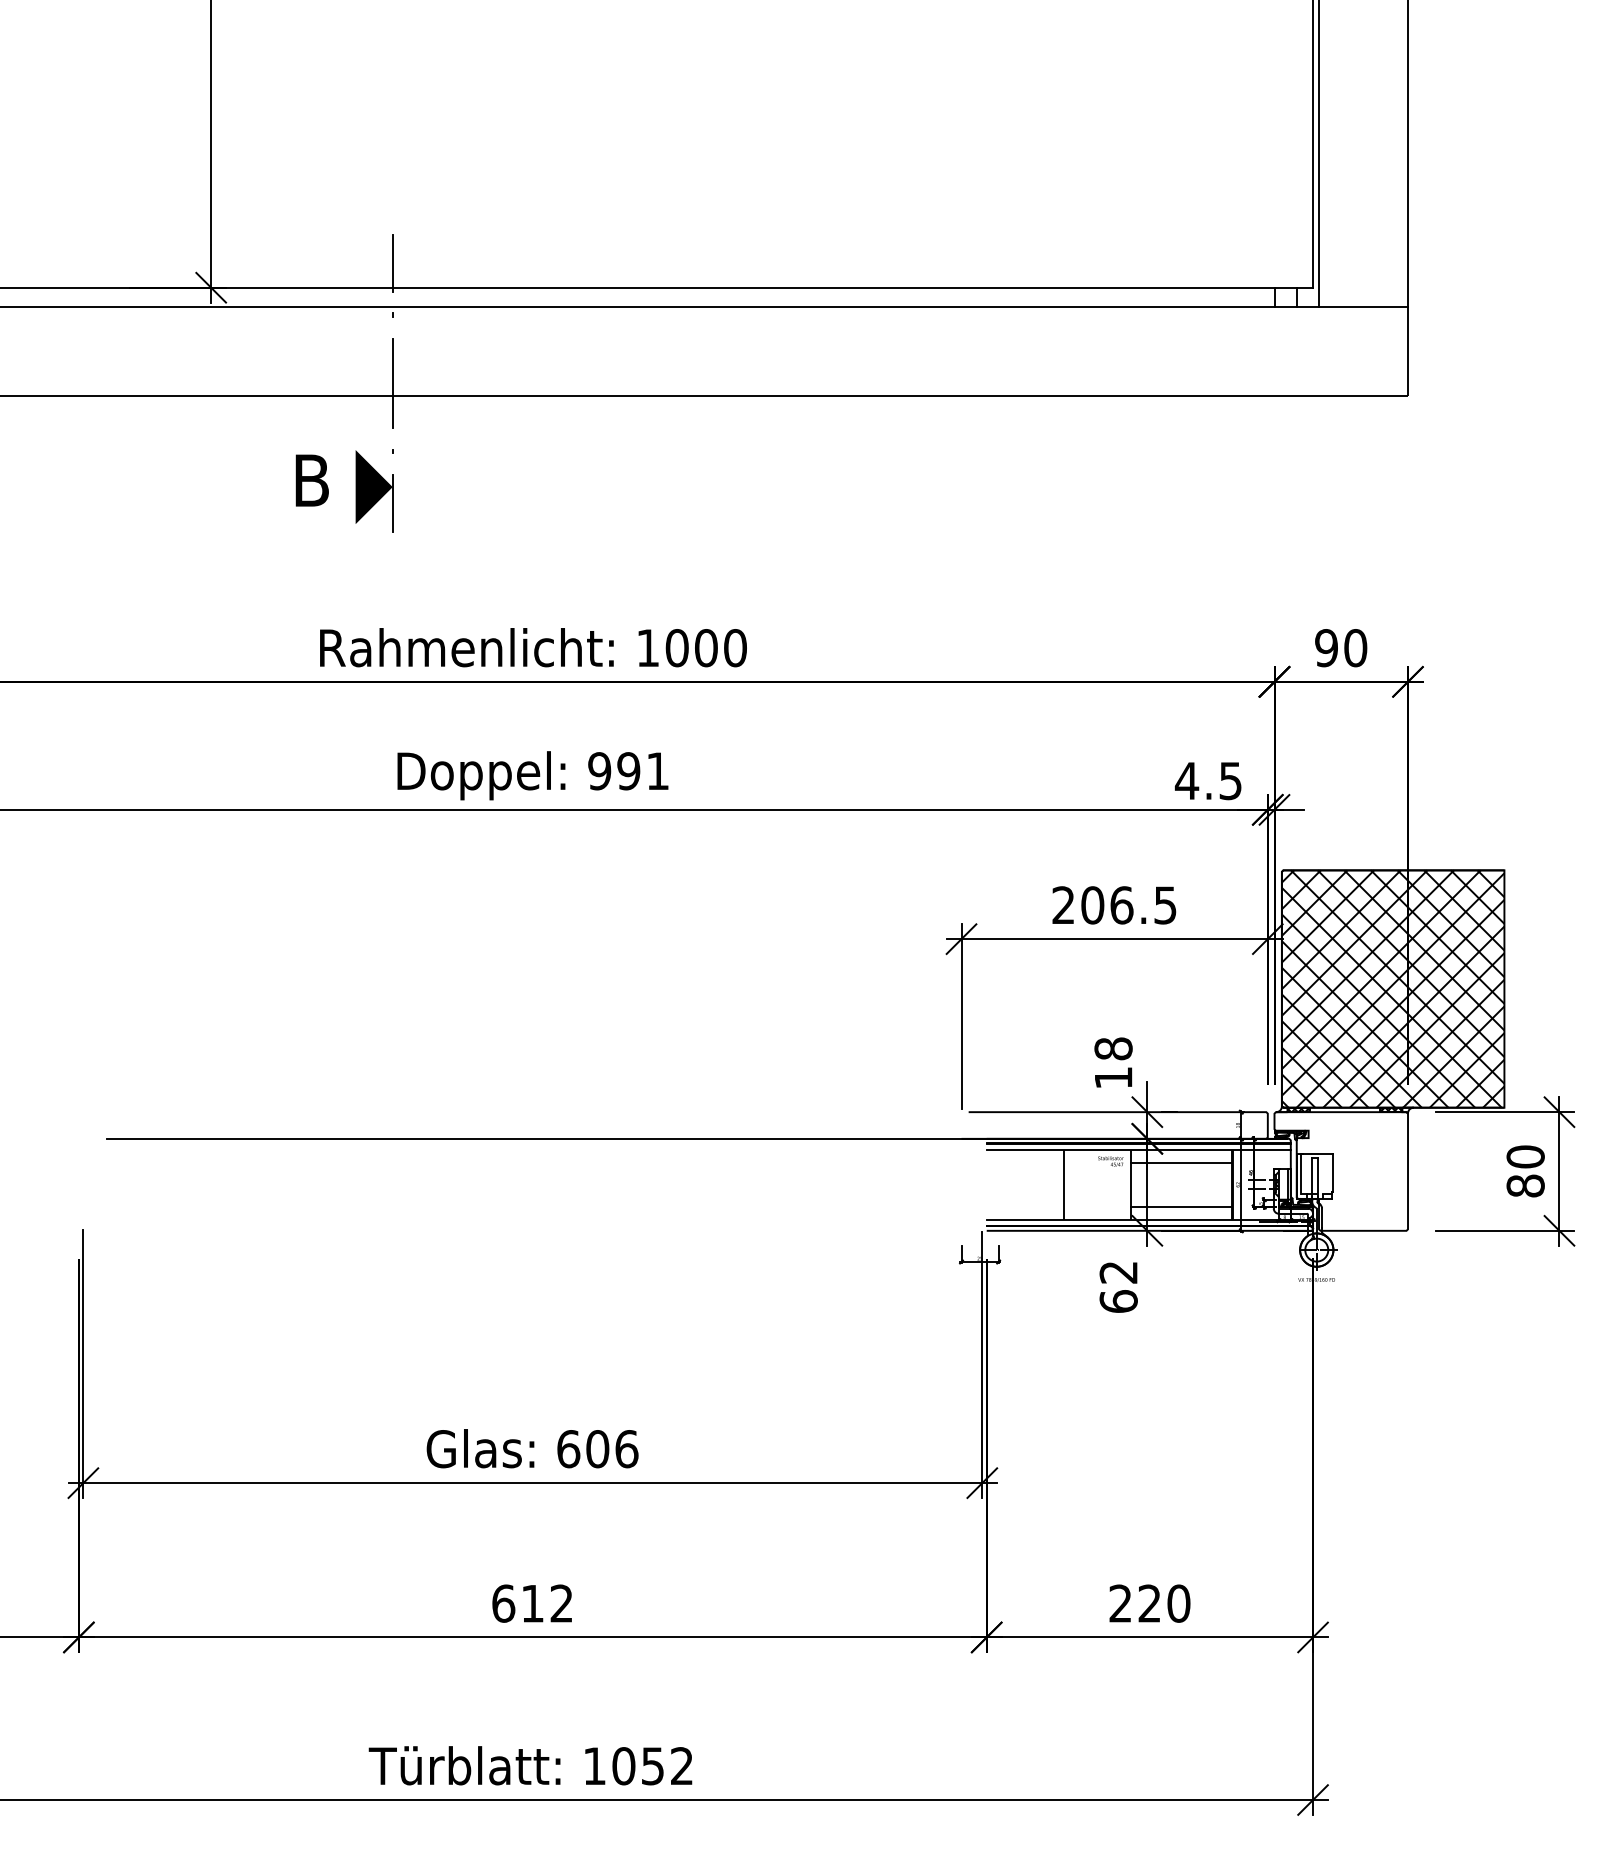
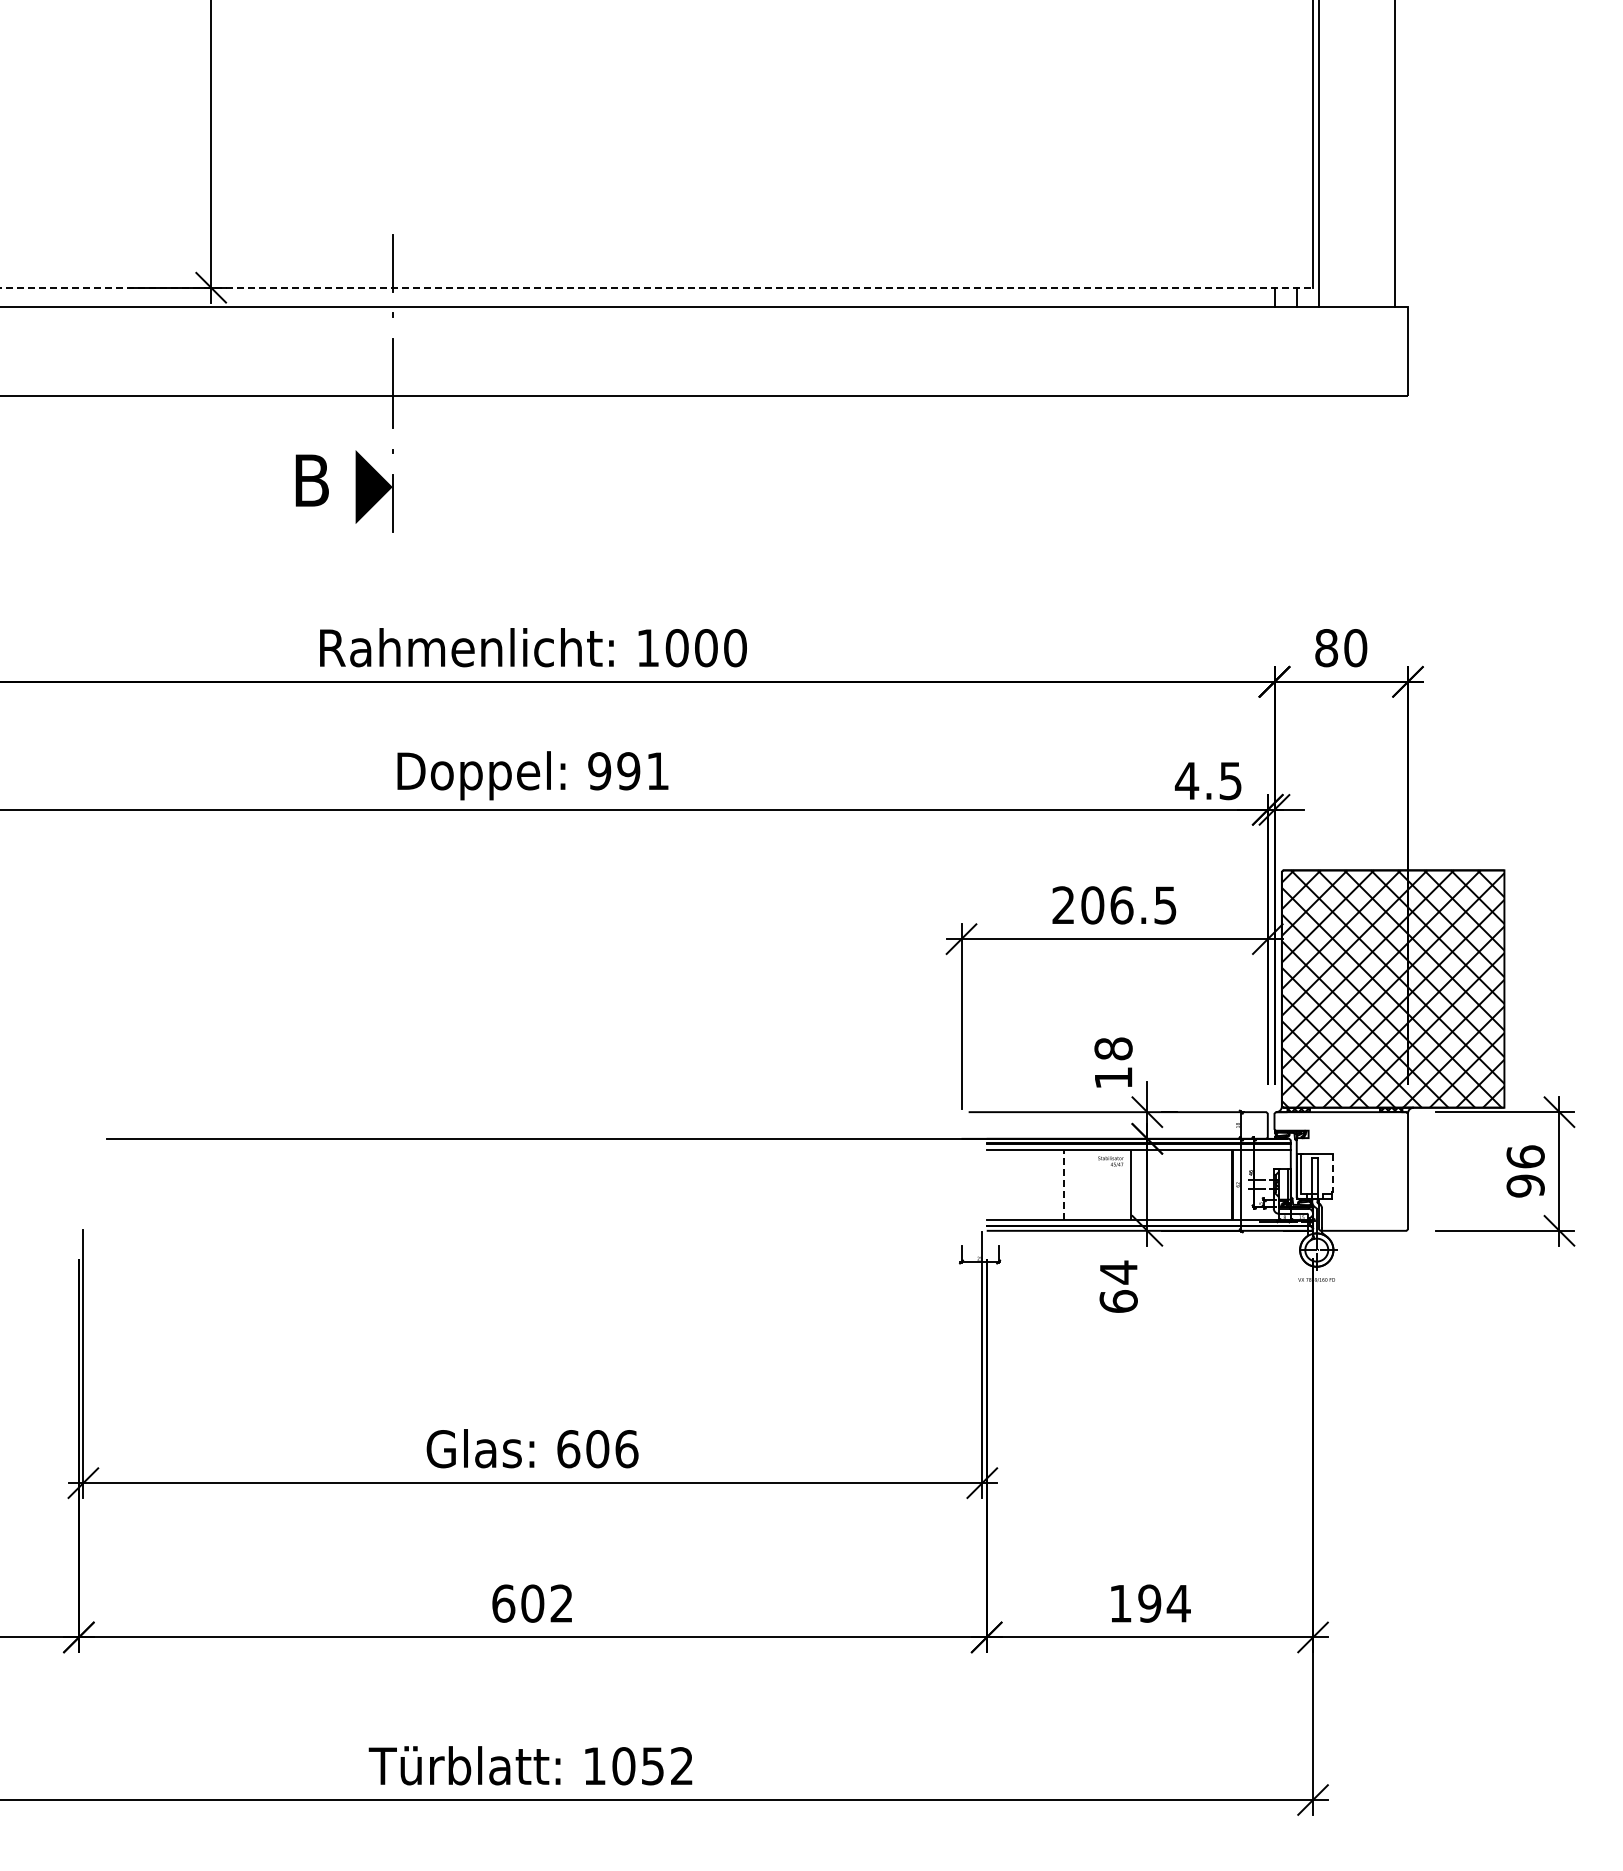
line position: (1408, 154) -> (1395, 154) (1395, 154)
line: solid -> dashed (657, 287)
text: 90 -> 80 (1326, 648)
line: present -> none (1181, 1162)
text: 80 -> 96 (1525, 1171)
line: solid -> dashed (1333, 1172)
line: solid -> dashed (1063, 1184)
line: present -> none (1181, 1207)
text: 62 -> 64 (1118, 1272)
text: 612 -> 602 (532, 1603)
text: 220 -> 194 (1149, 1603)
